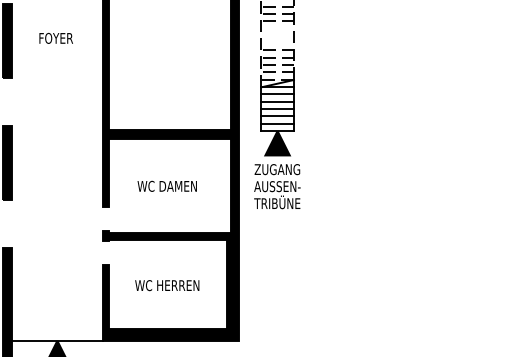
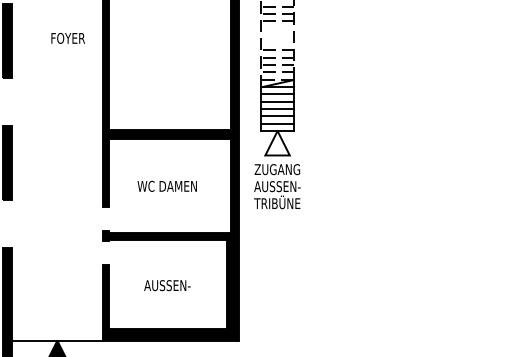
text position: (55, 37) -> (67, 37) (67, 37)
fill: present -> none (277, 143)
text: WC HERREN -> AUSSEN- (167, 285)
